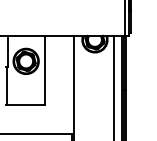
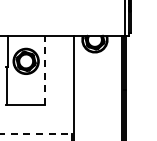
line: solid -> dashed (45, 70)
line: present -> none (114, 86)
line: solid -> dashed (36, 133)
